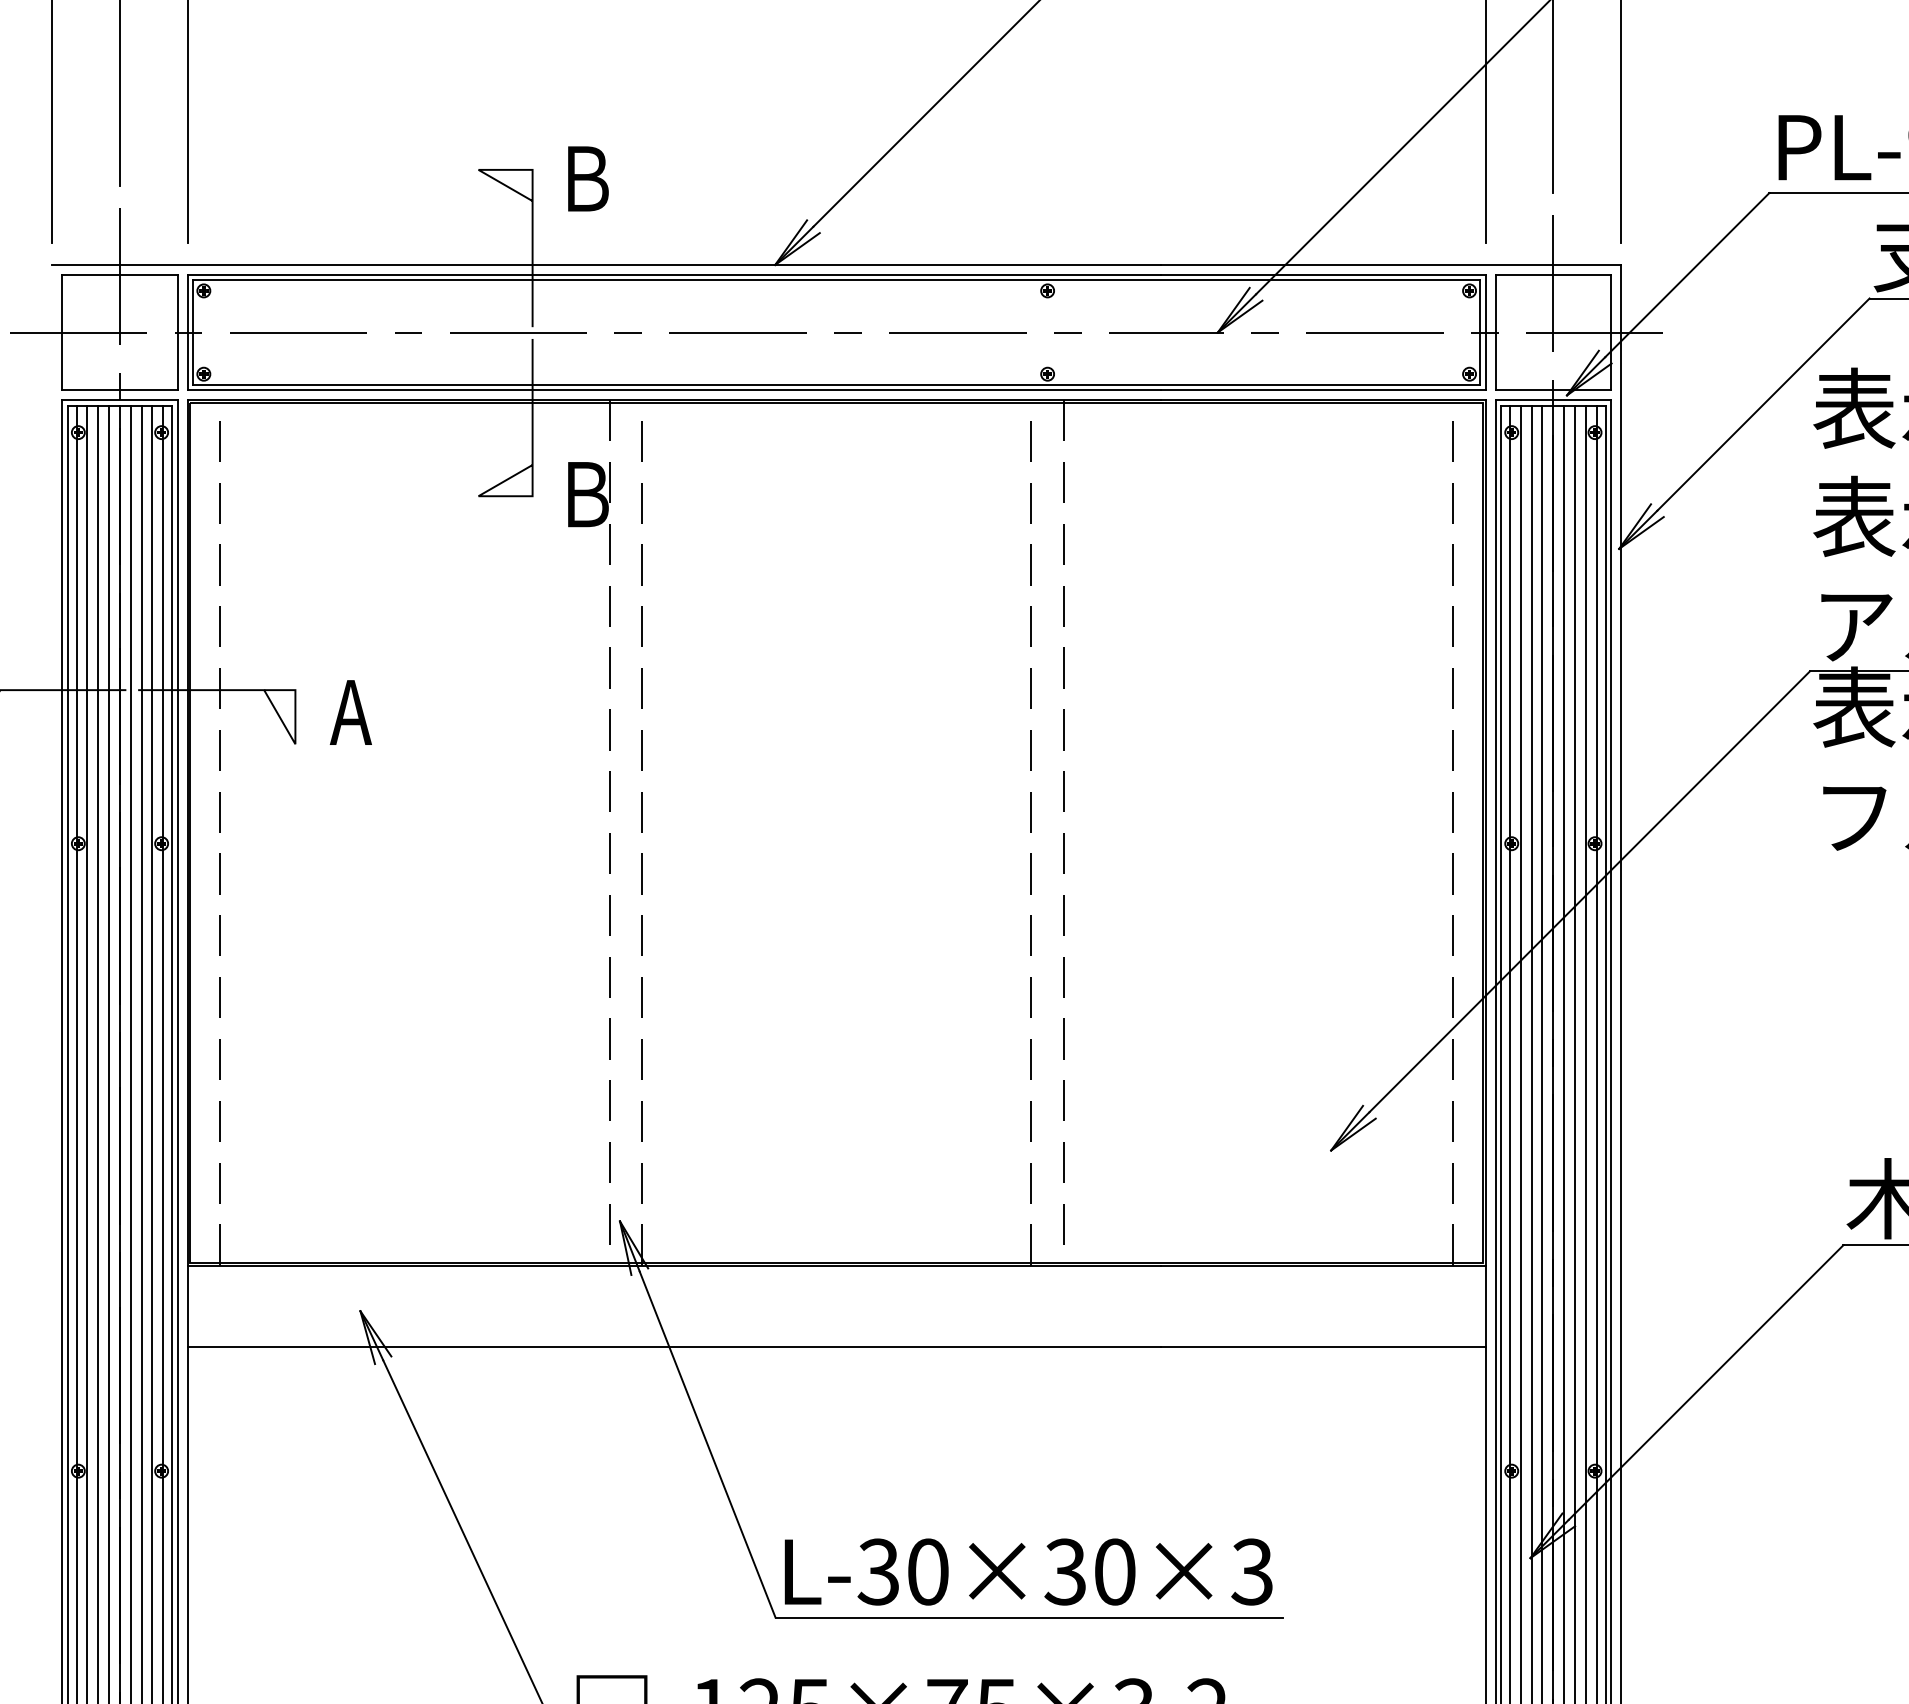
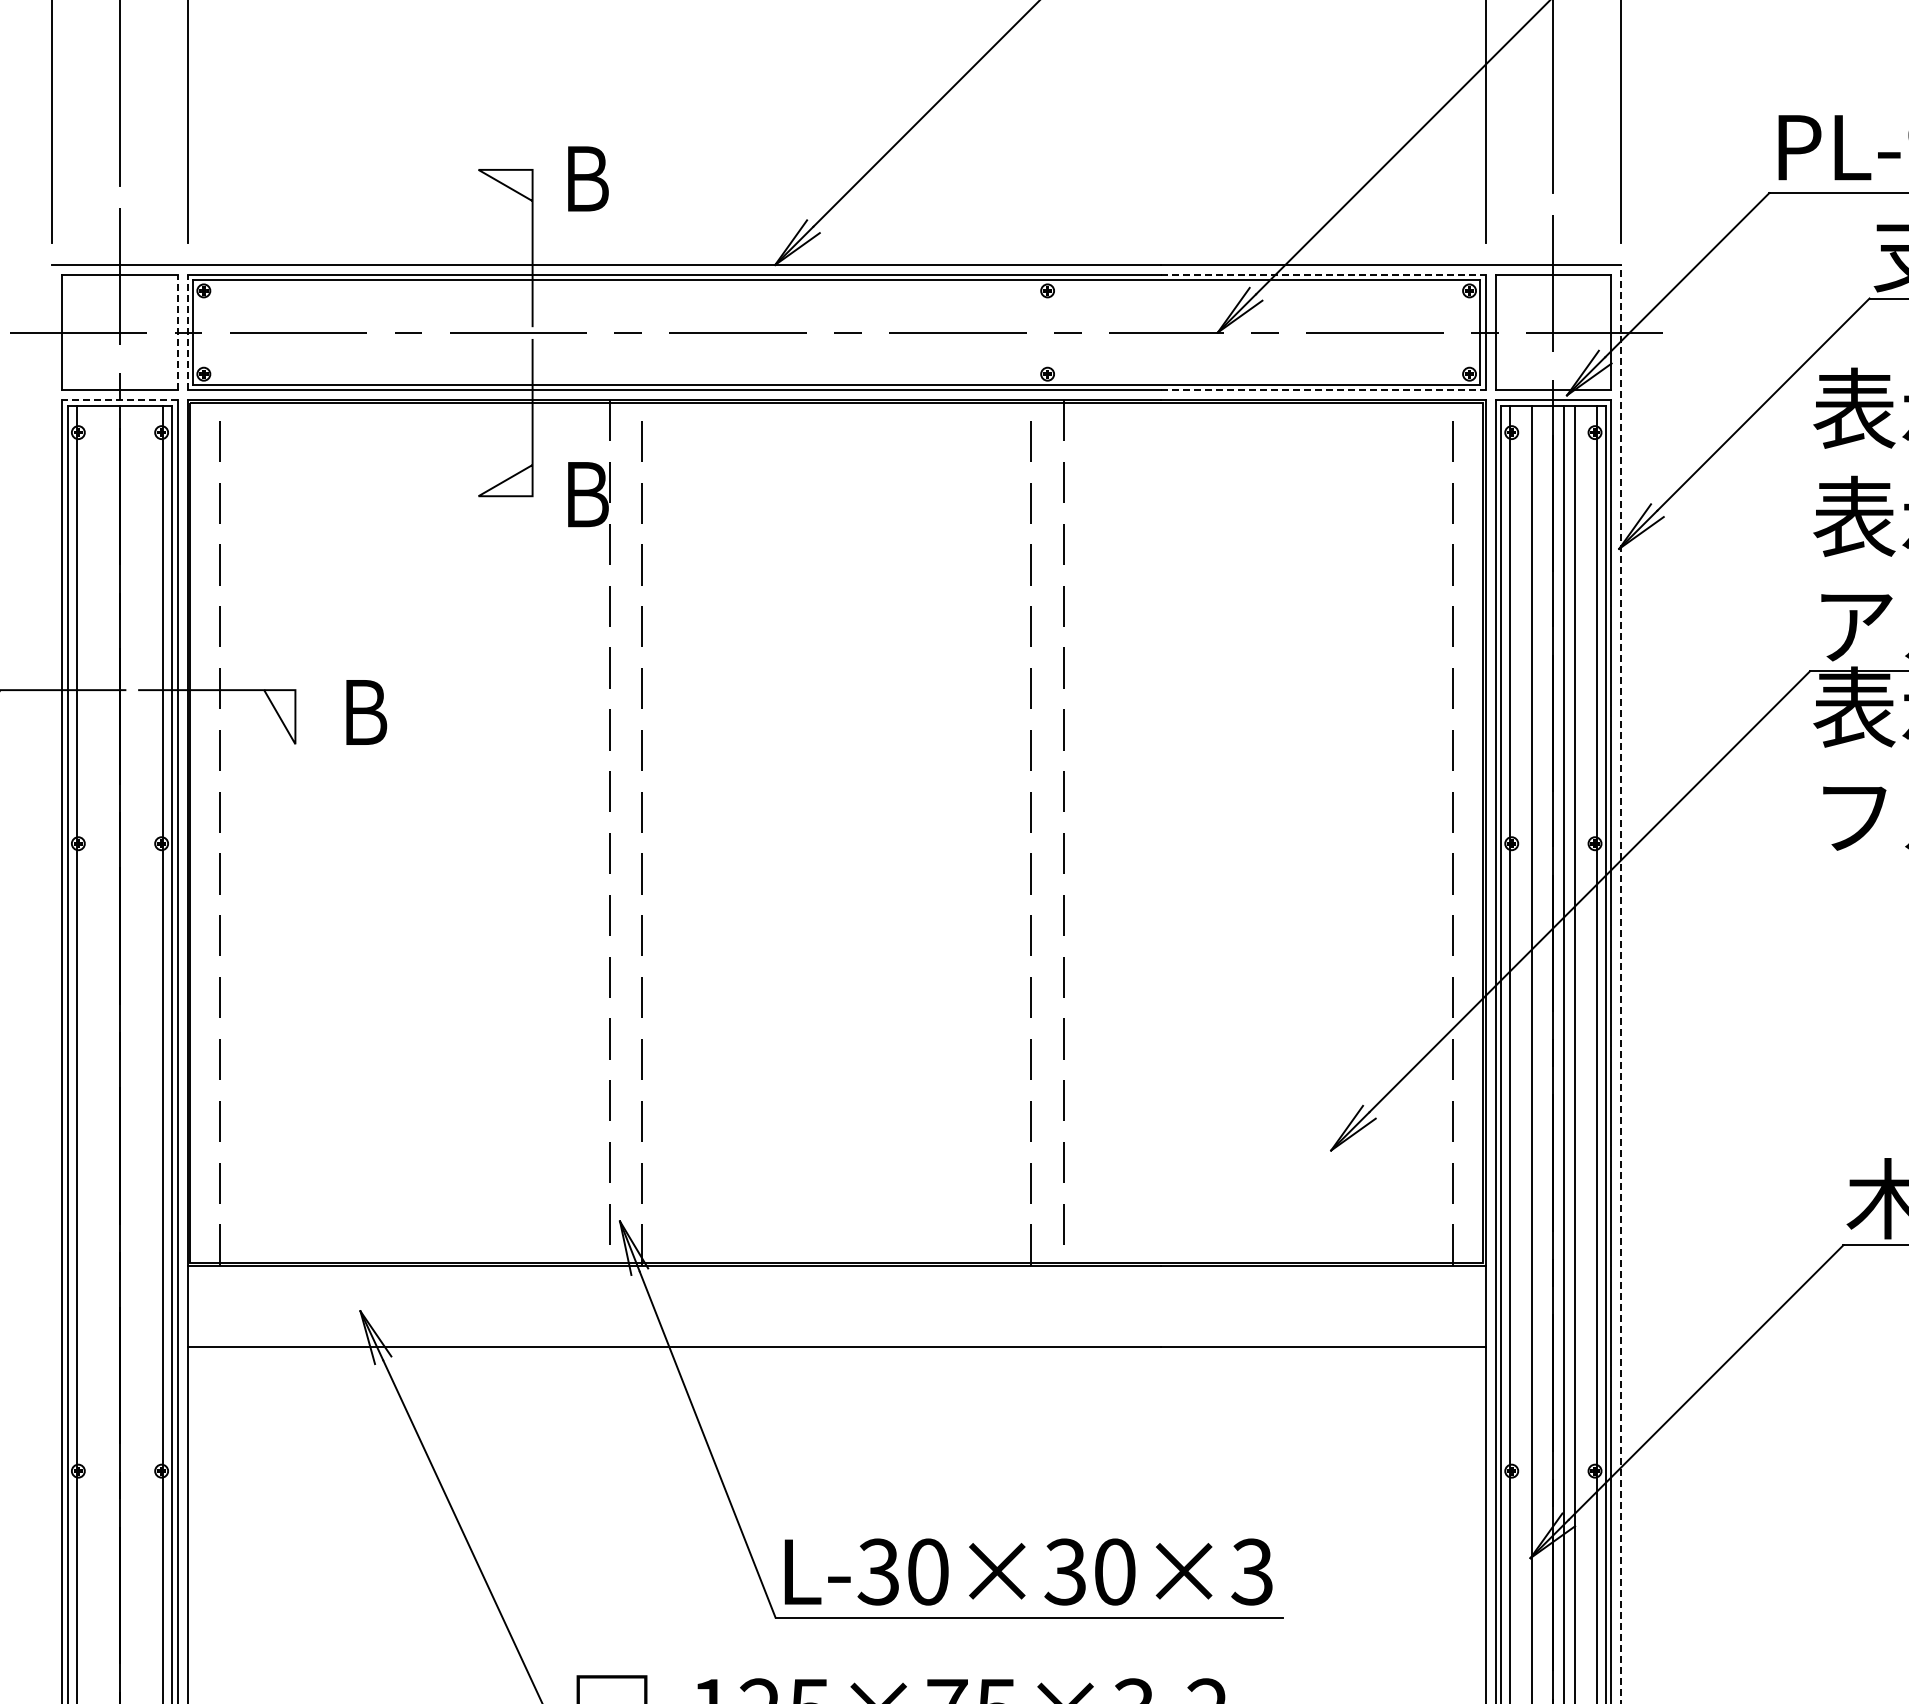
line: solid -> dashed (1324, 274)
line: solid -> dashed (177, 332)
line: solid -> dashed (187, 332)
line: solid -> dashed (1324, 390)
line: solid -> dashed (120, 400)
text: A -> Ｂ (358, 712)
line: solid -> dashed (1621, 983)
line: present -> none (87, 1052)
line: present -> none (98, 1052)
line: present -> none (109, 1052)
line: present -> none (130, 1052)
line: present -> none (141, 1052)
line: present -> none (152, 1052)
line: present -> none (1520, 1052)
line: present -> none (1542, 1052)
line: present -> none (1585, 1052)
